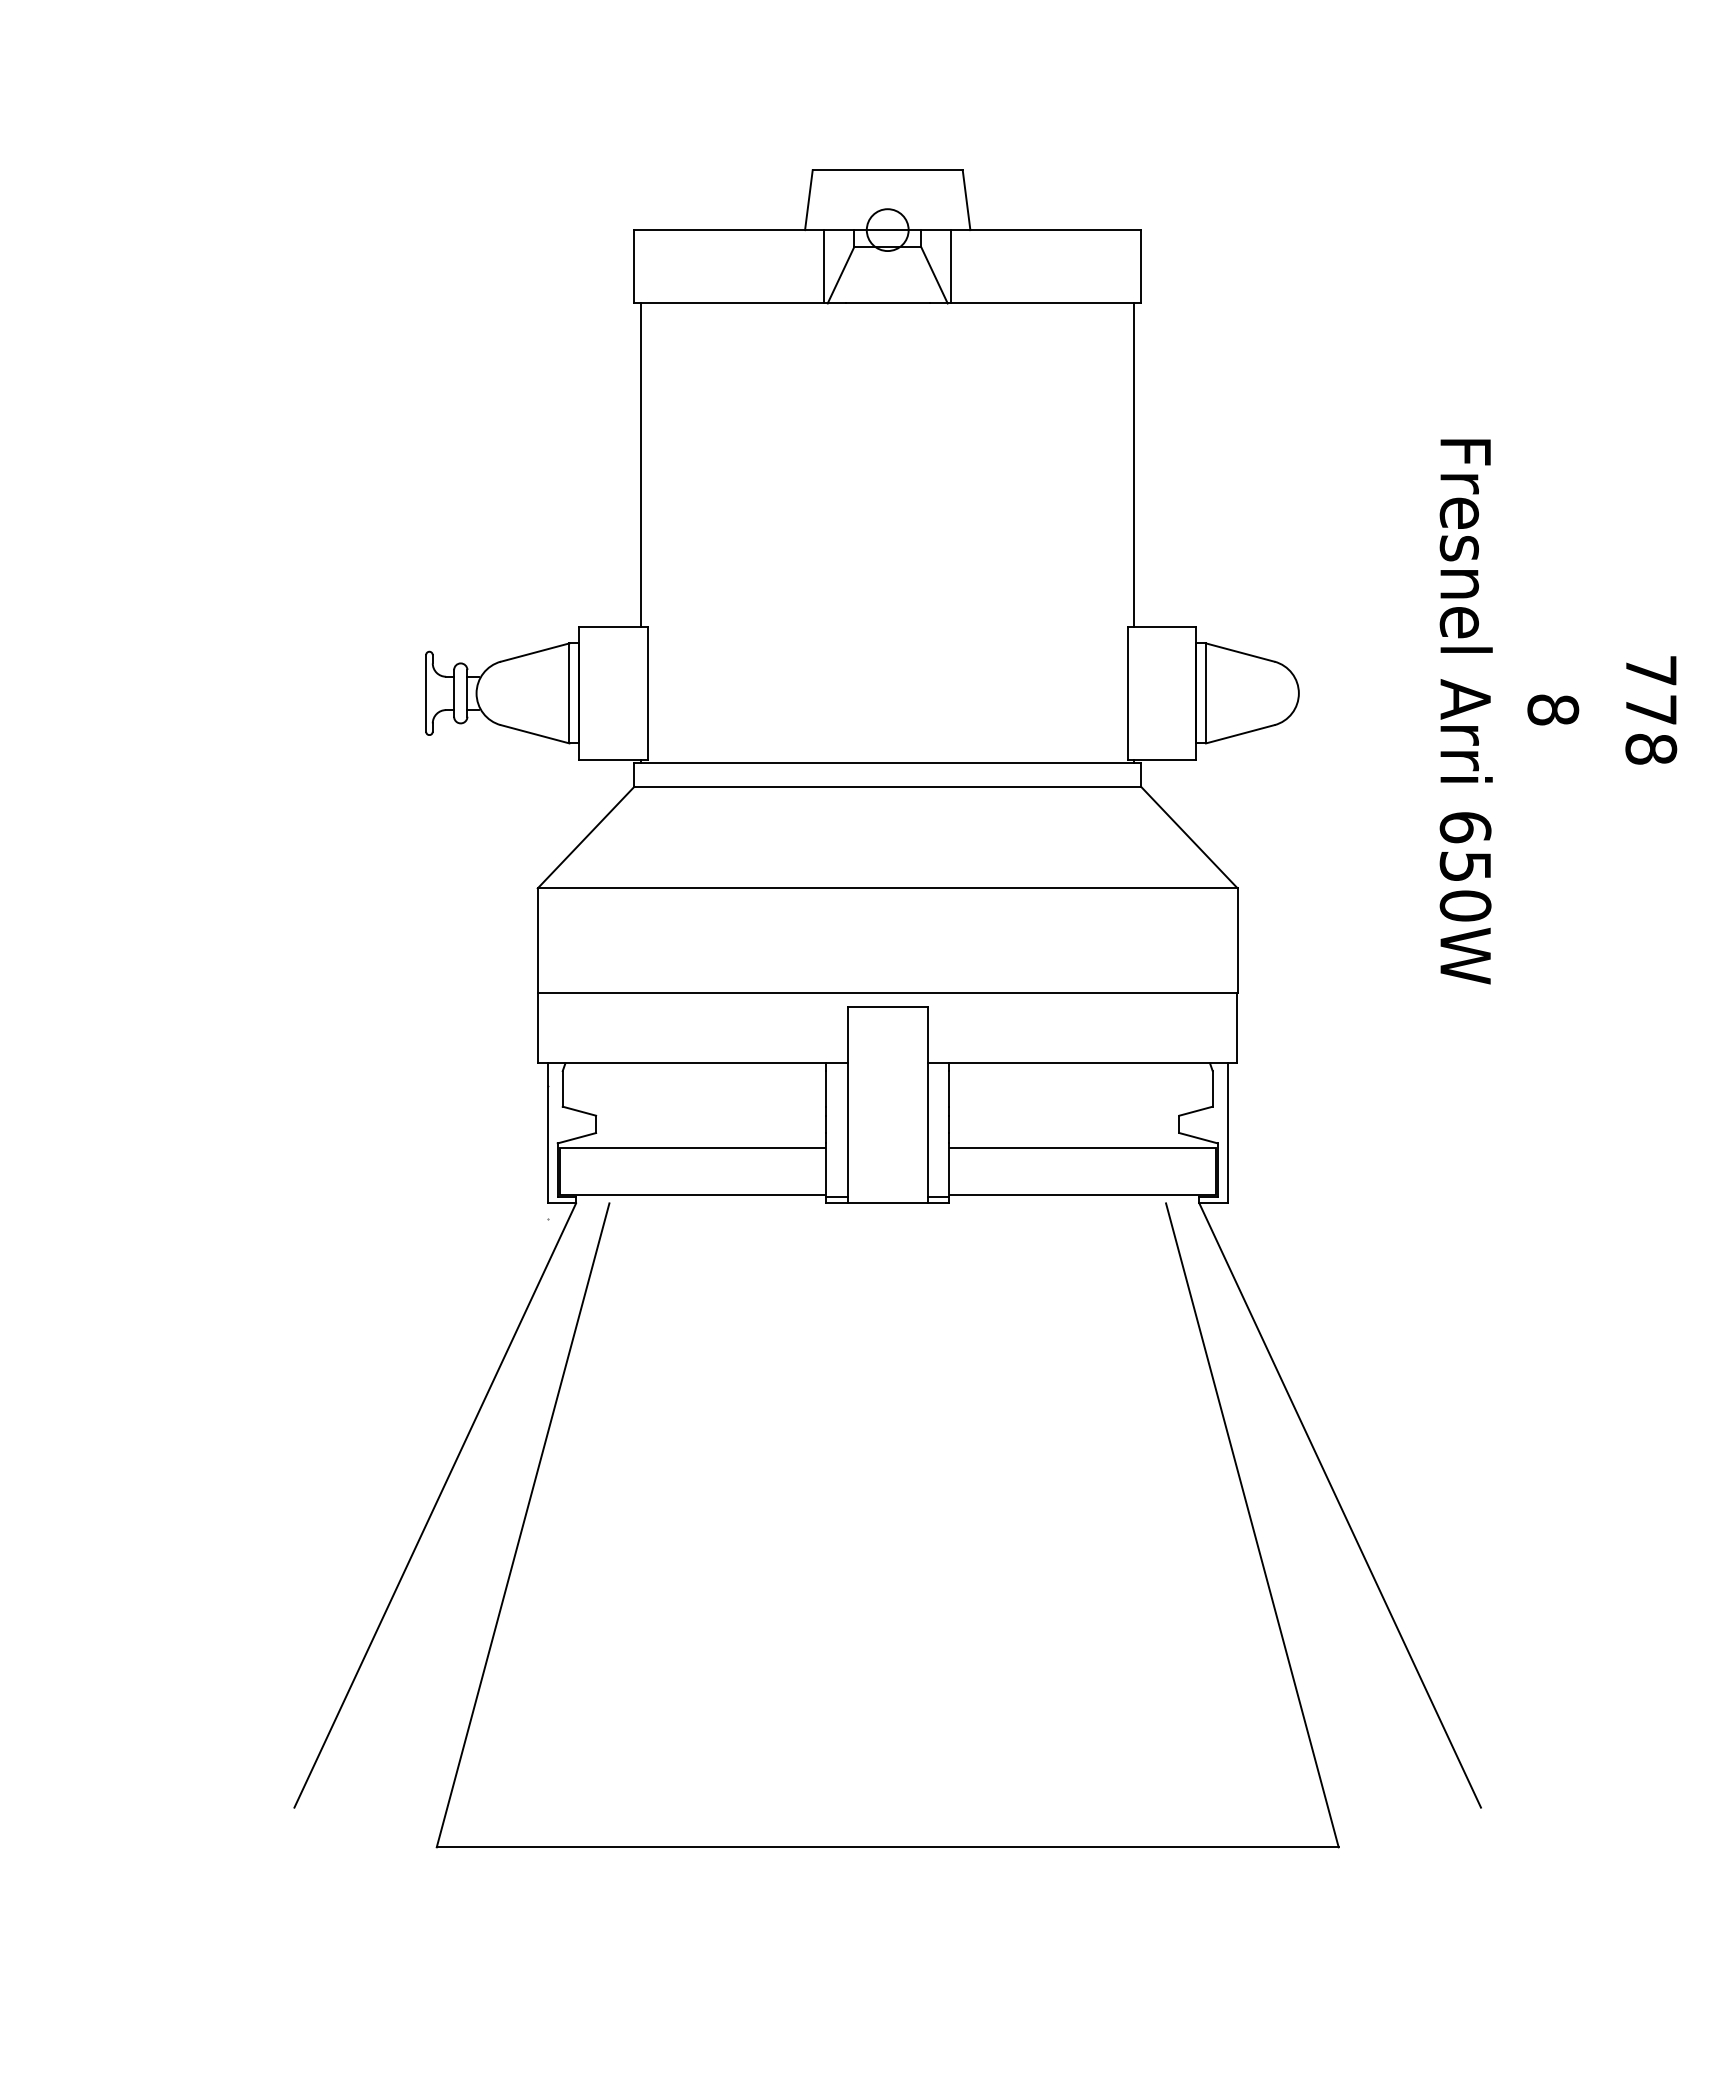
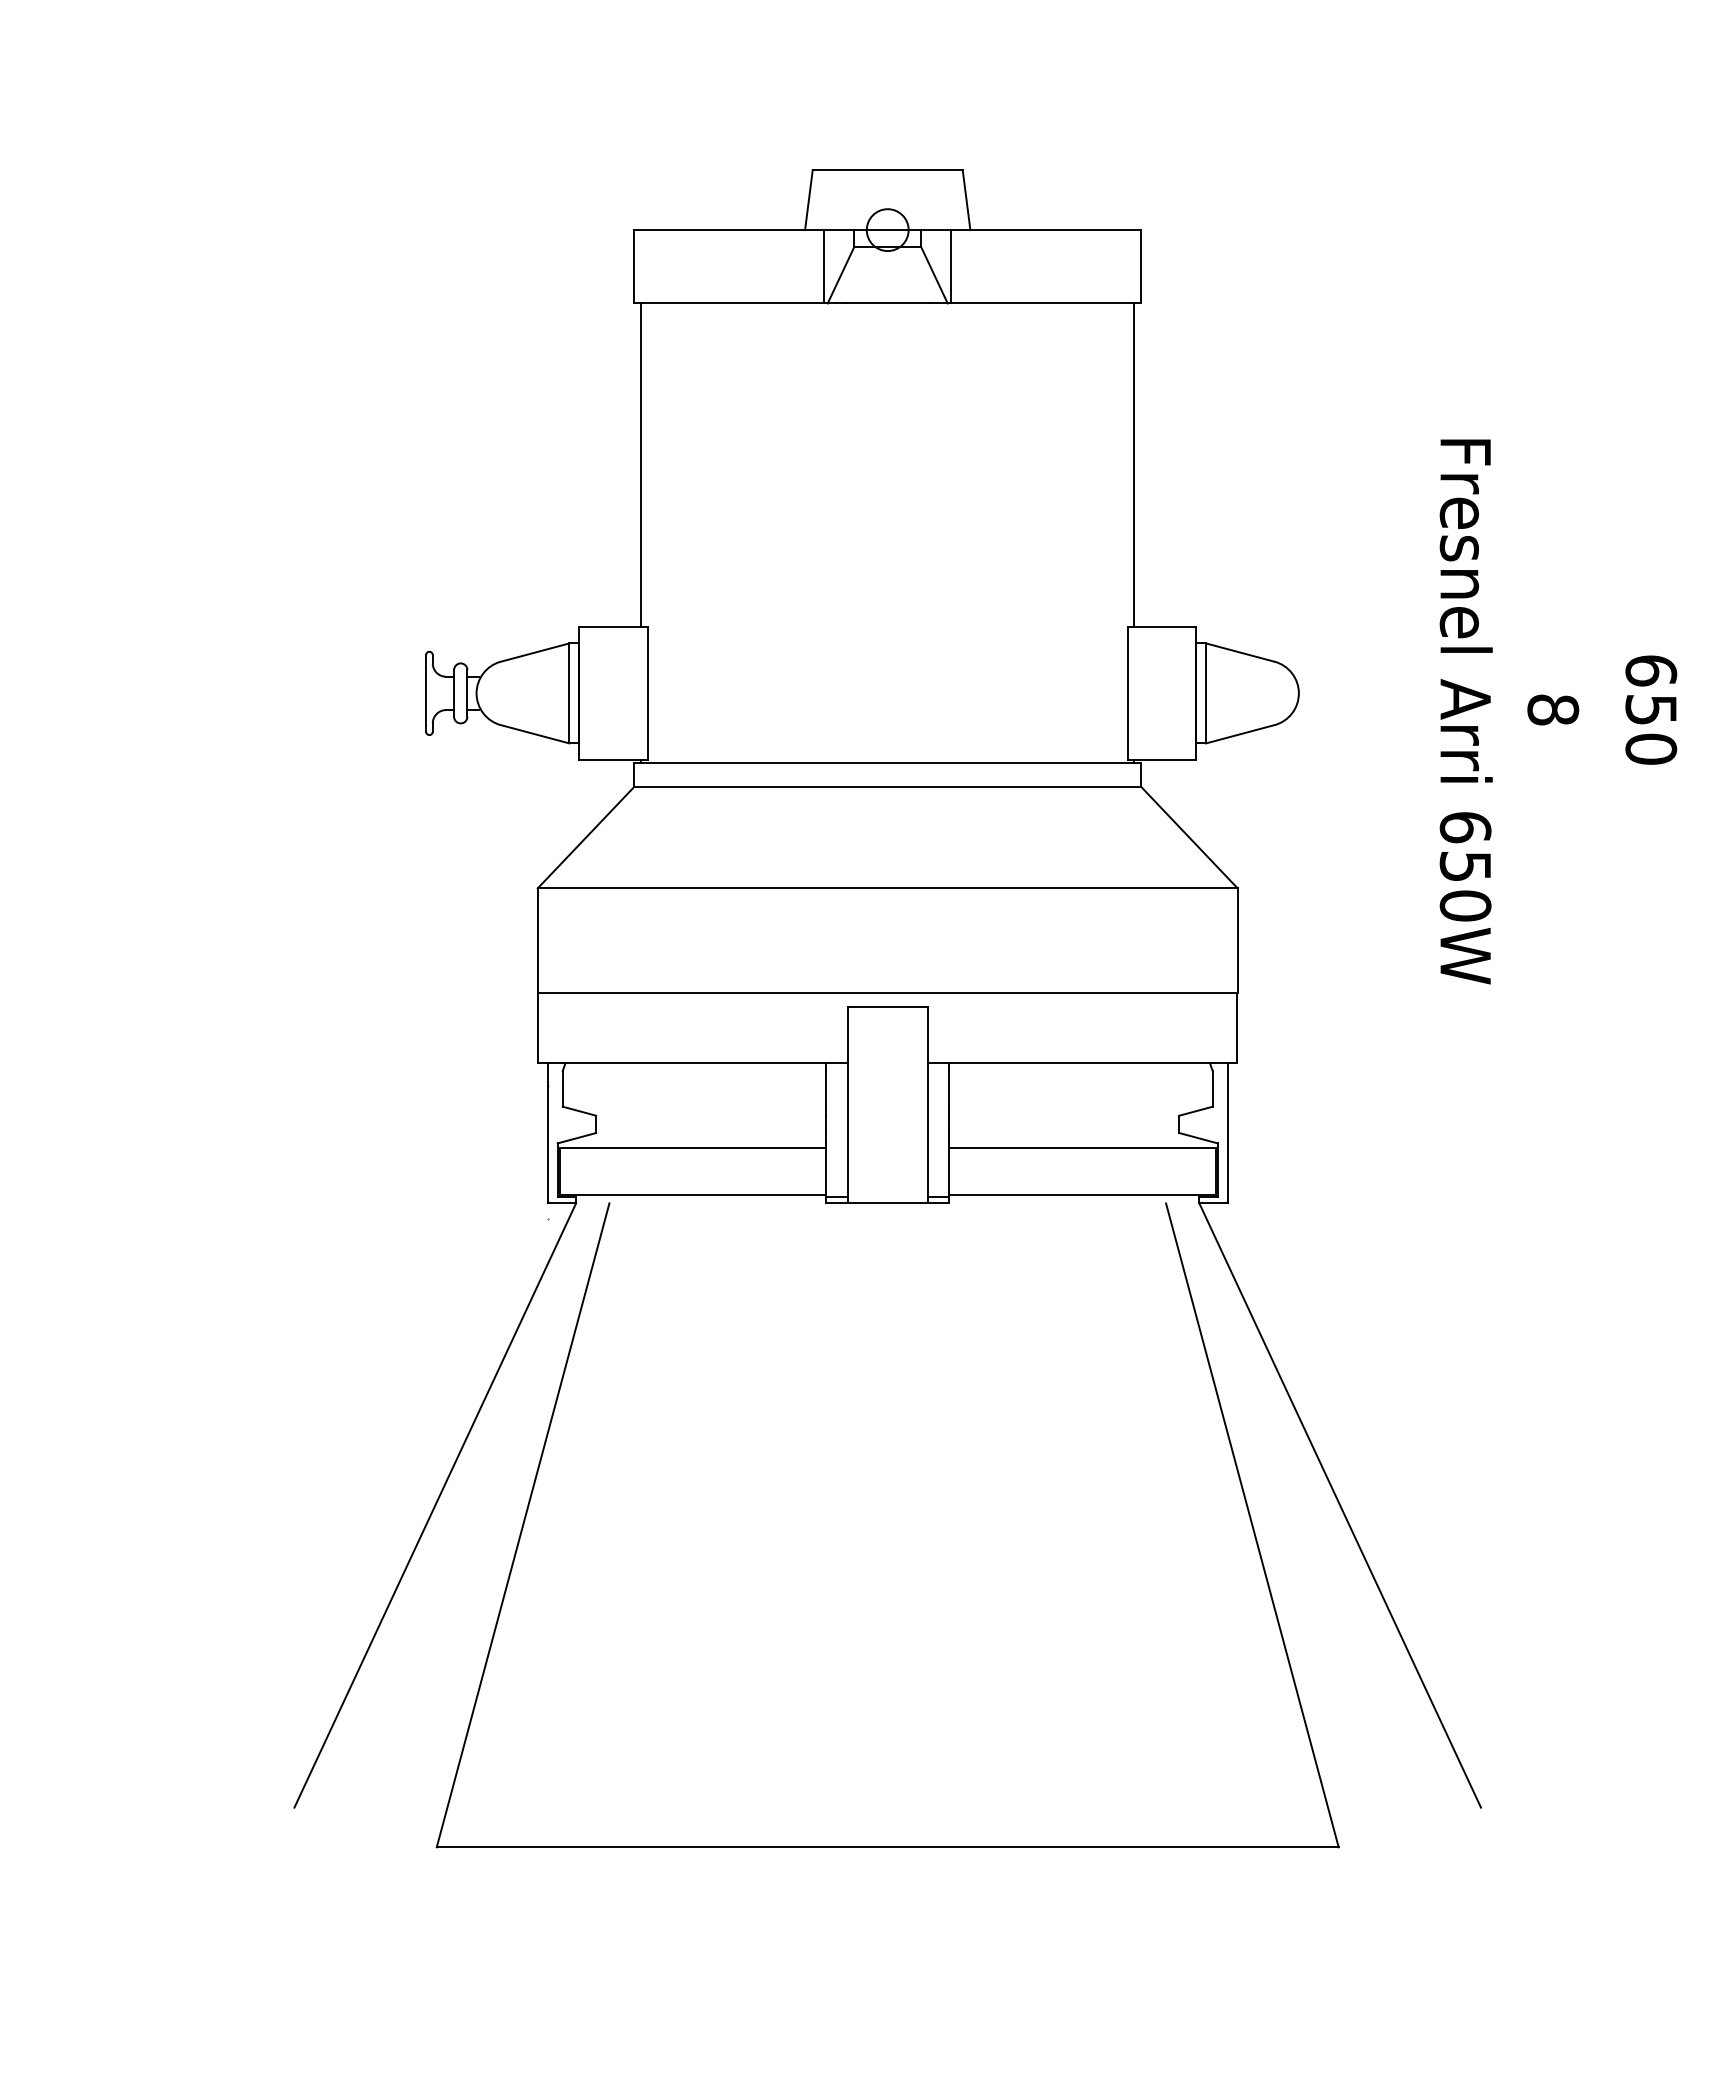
text: 778 -> 650 (1651, 709)
